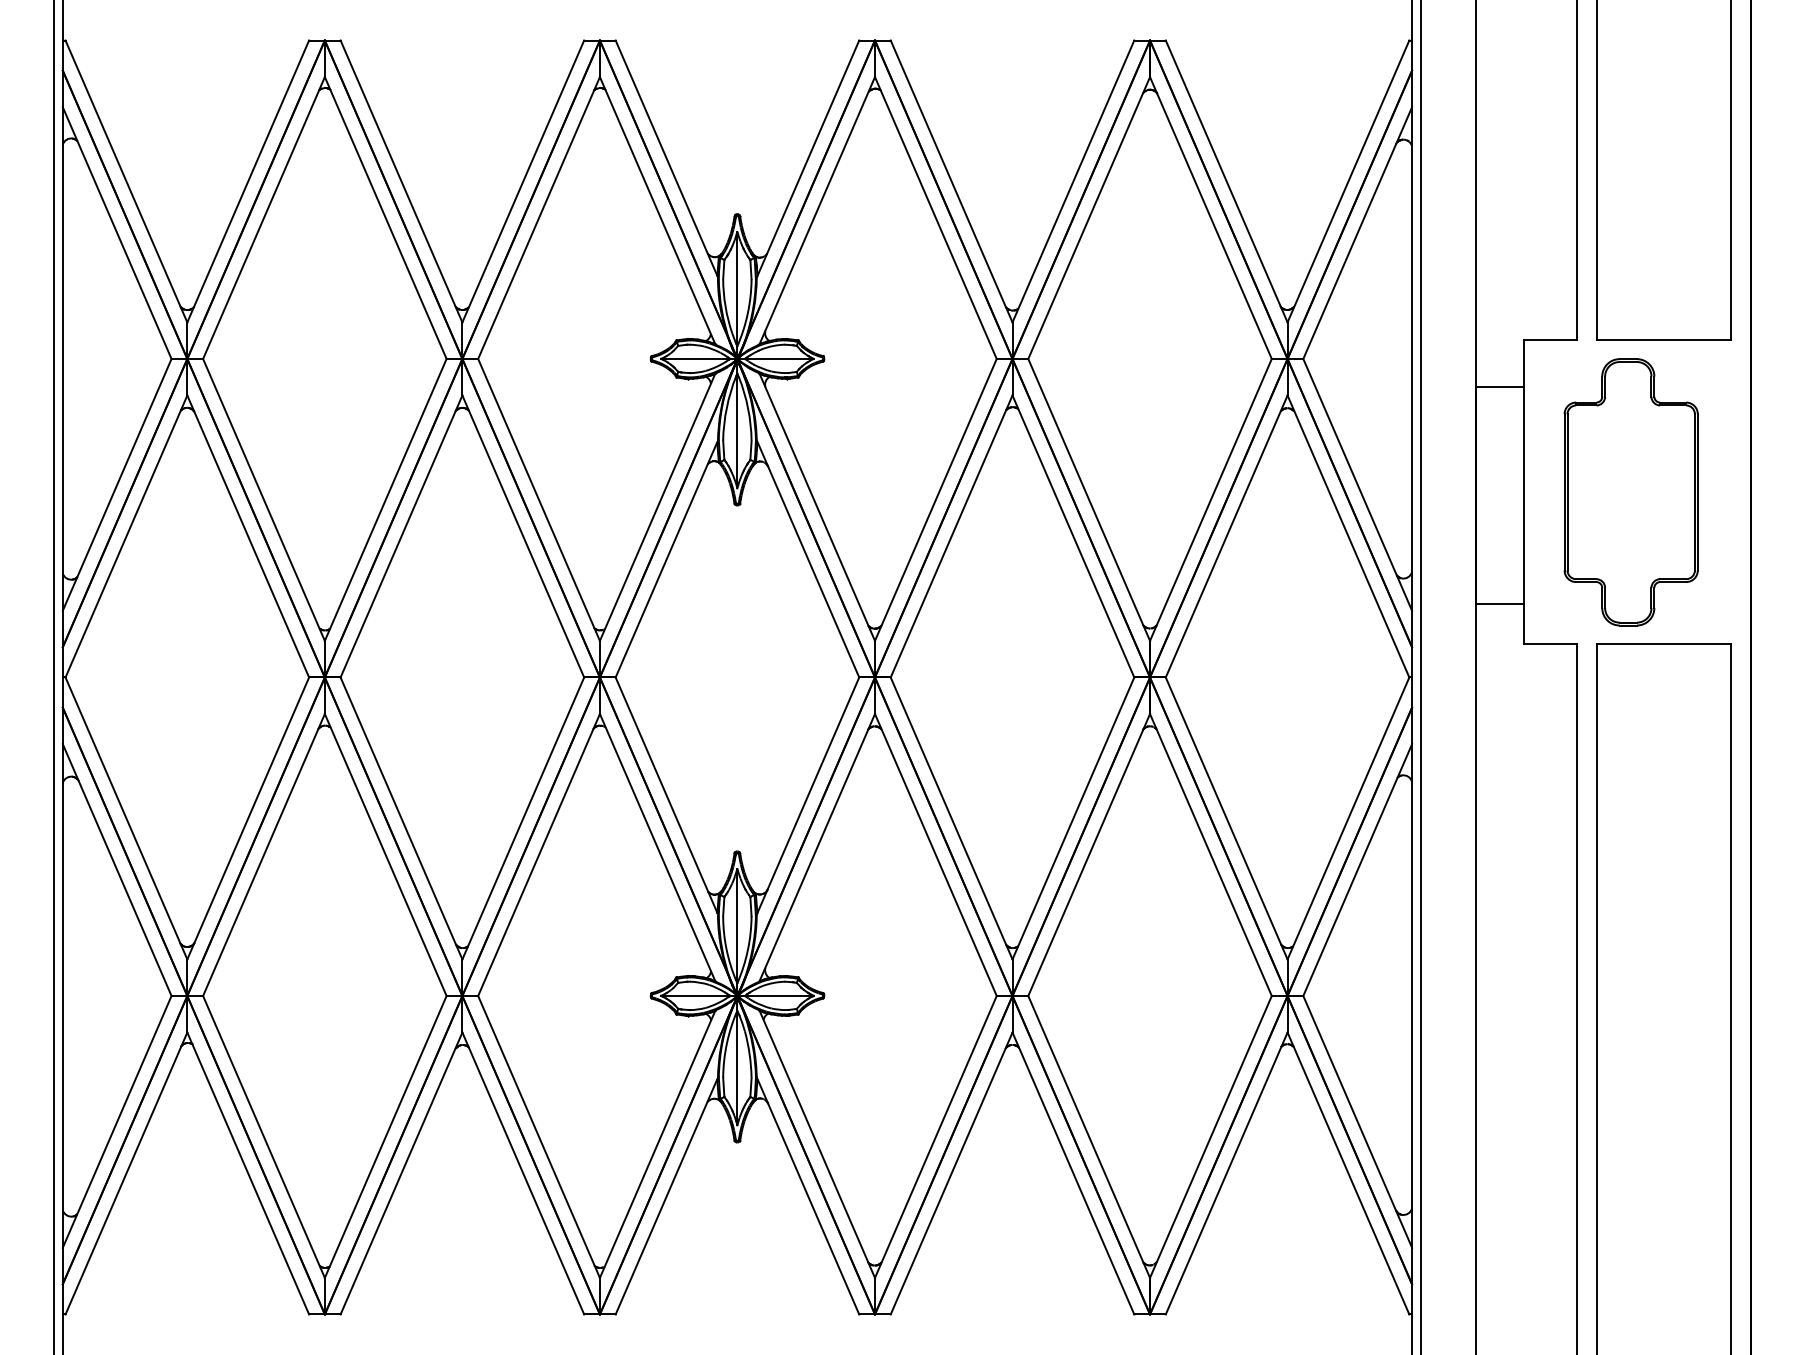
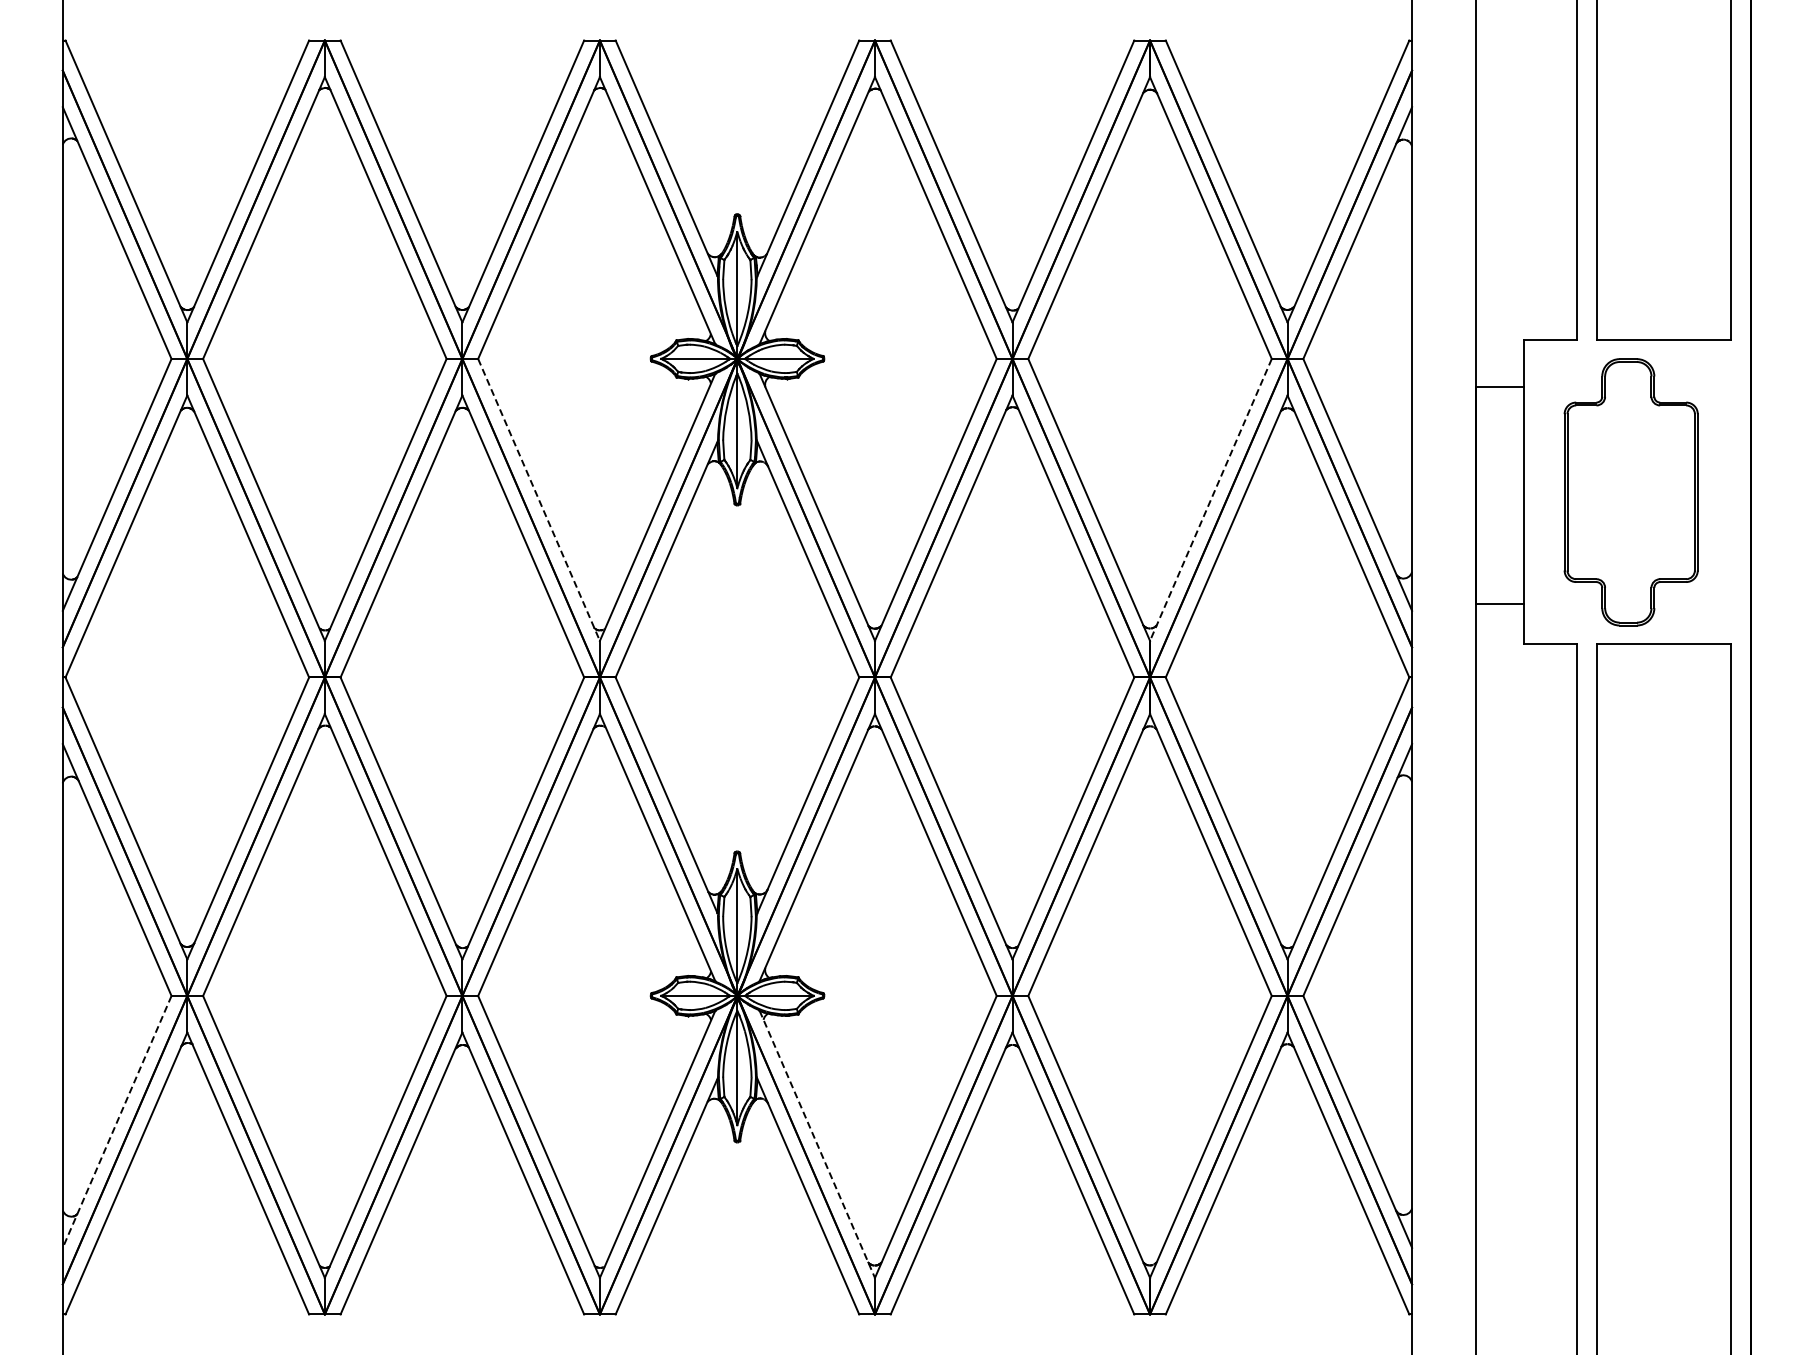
line: solid -> dashed (539, 499)
line: solid -> dashed (1210, 499)
line: present -> none (54, 676)
line: present -> none (1420, 676)
line: solid -> dashed (116, 1122)
line: solid -> dashed (817, 1144)
